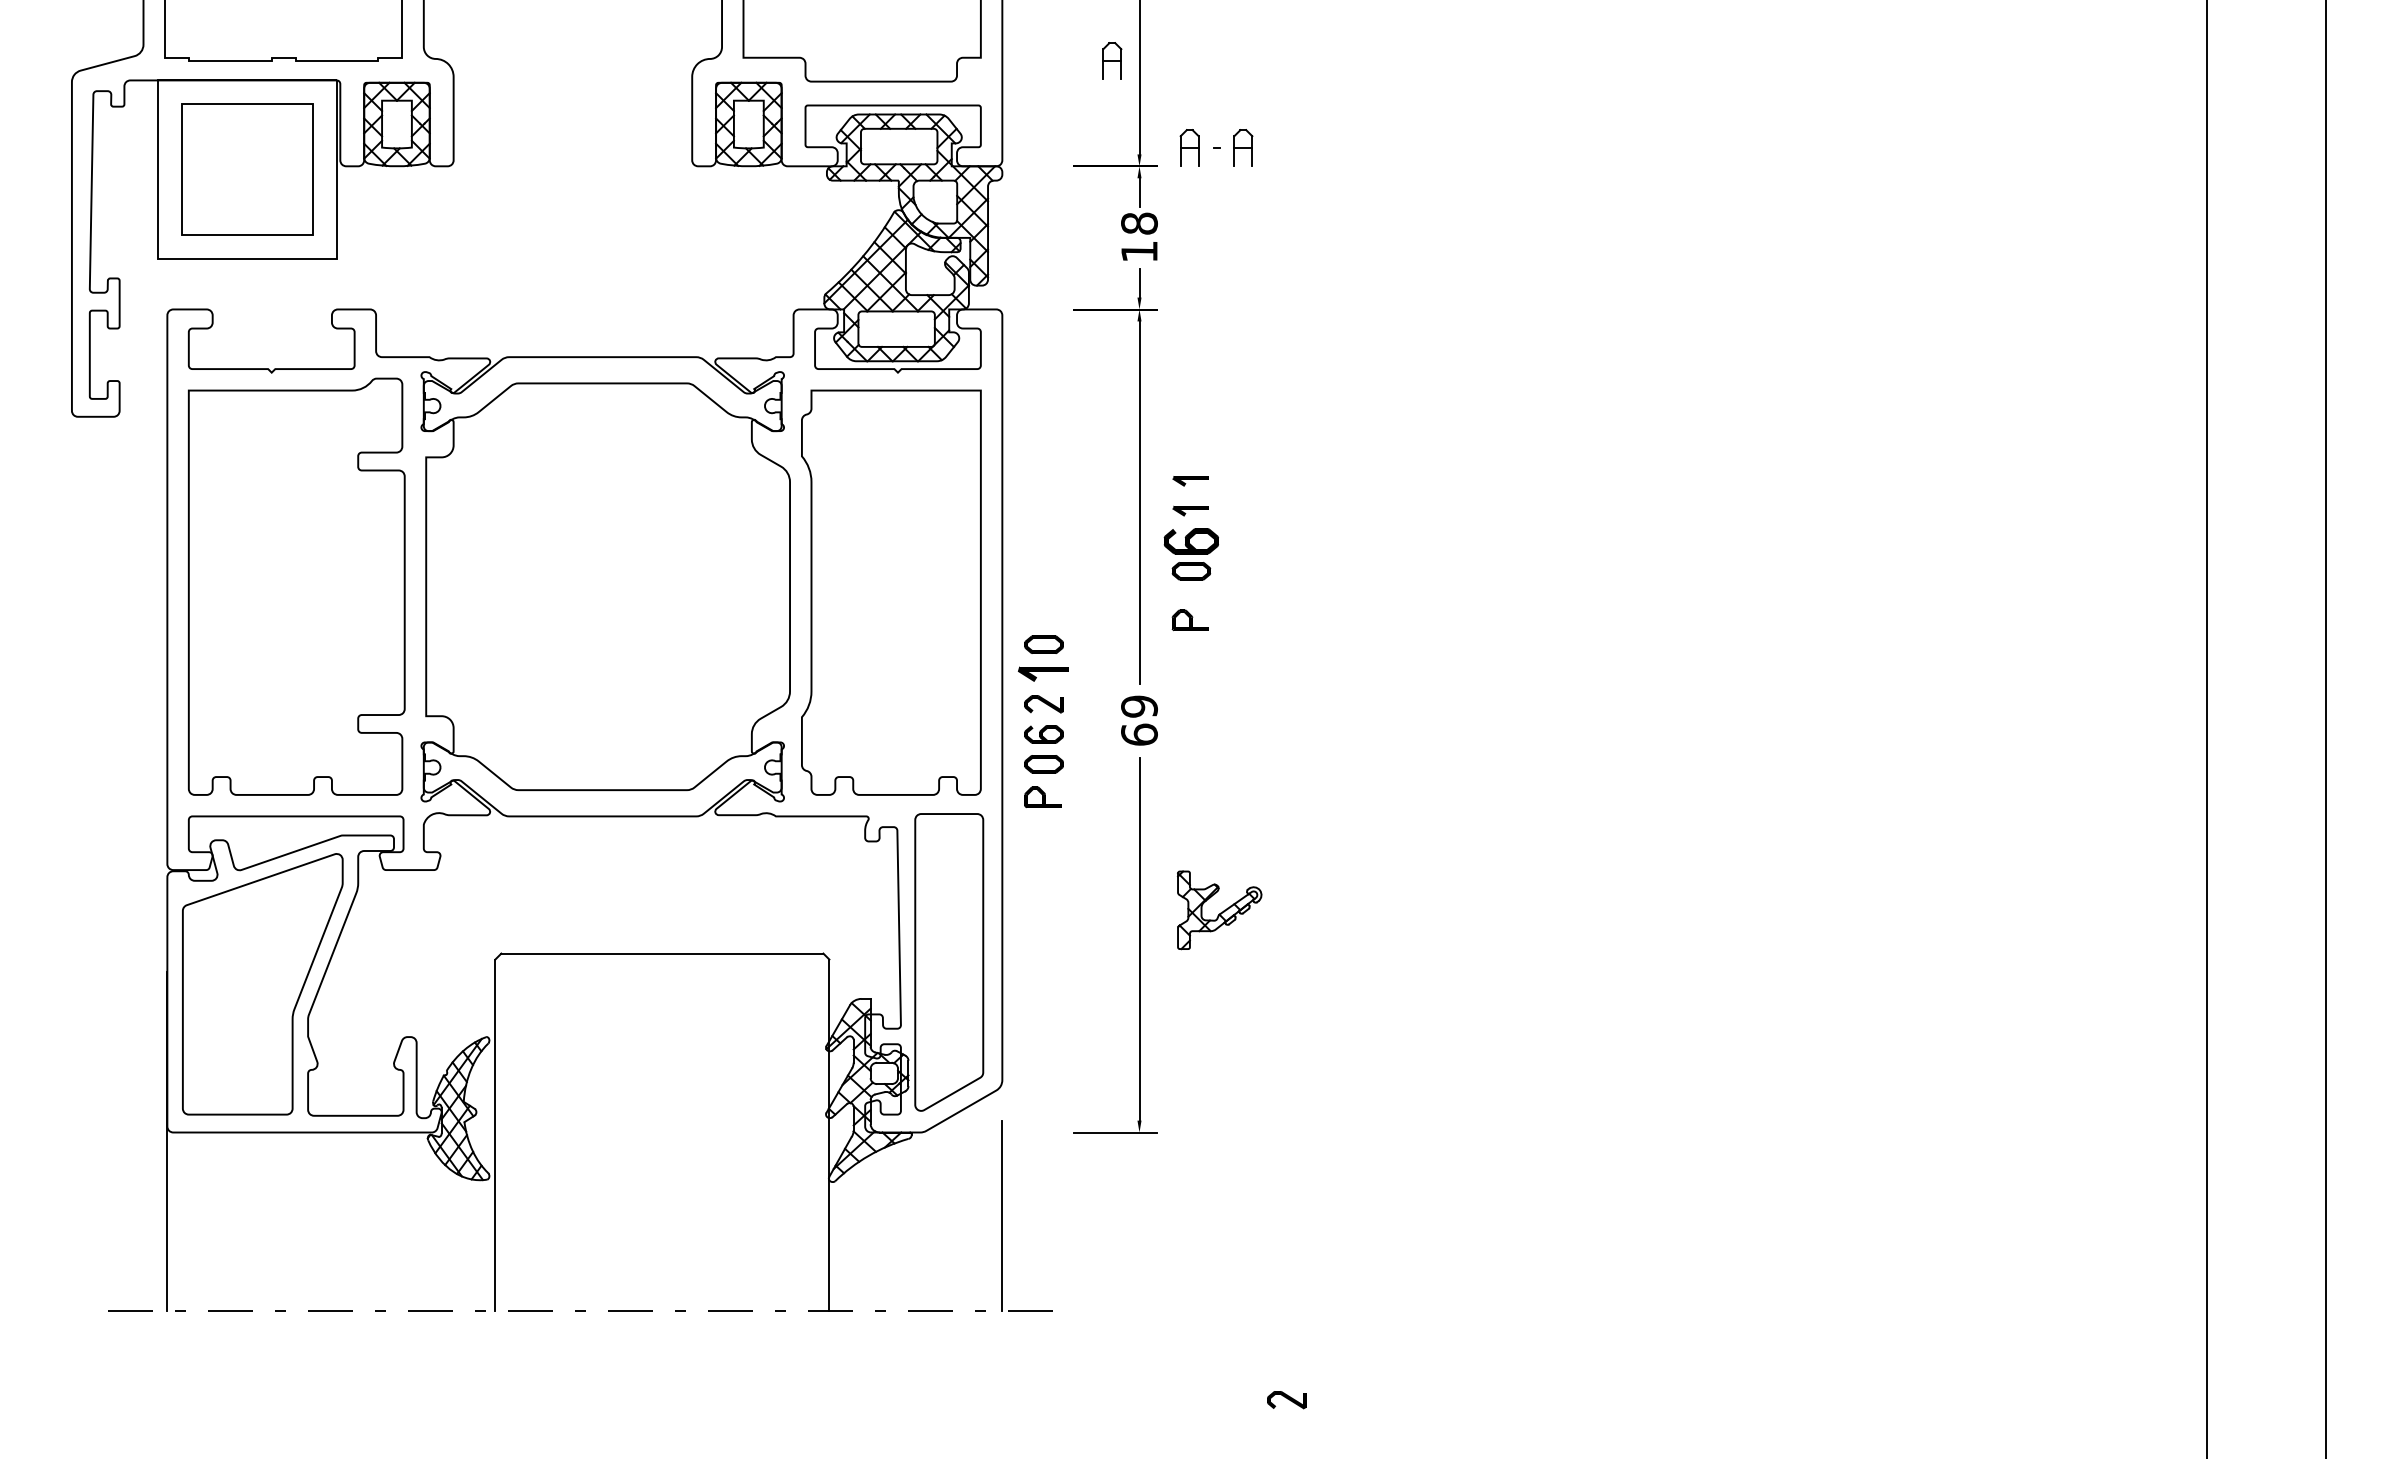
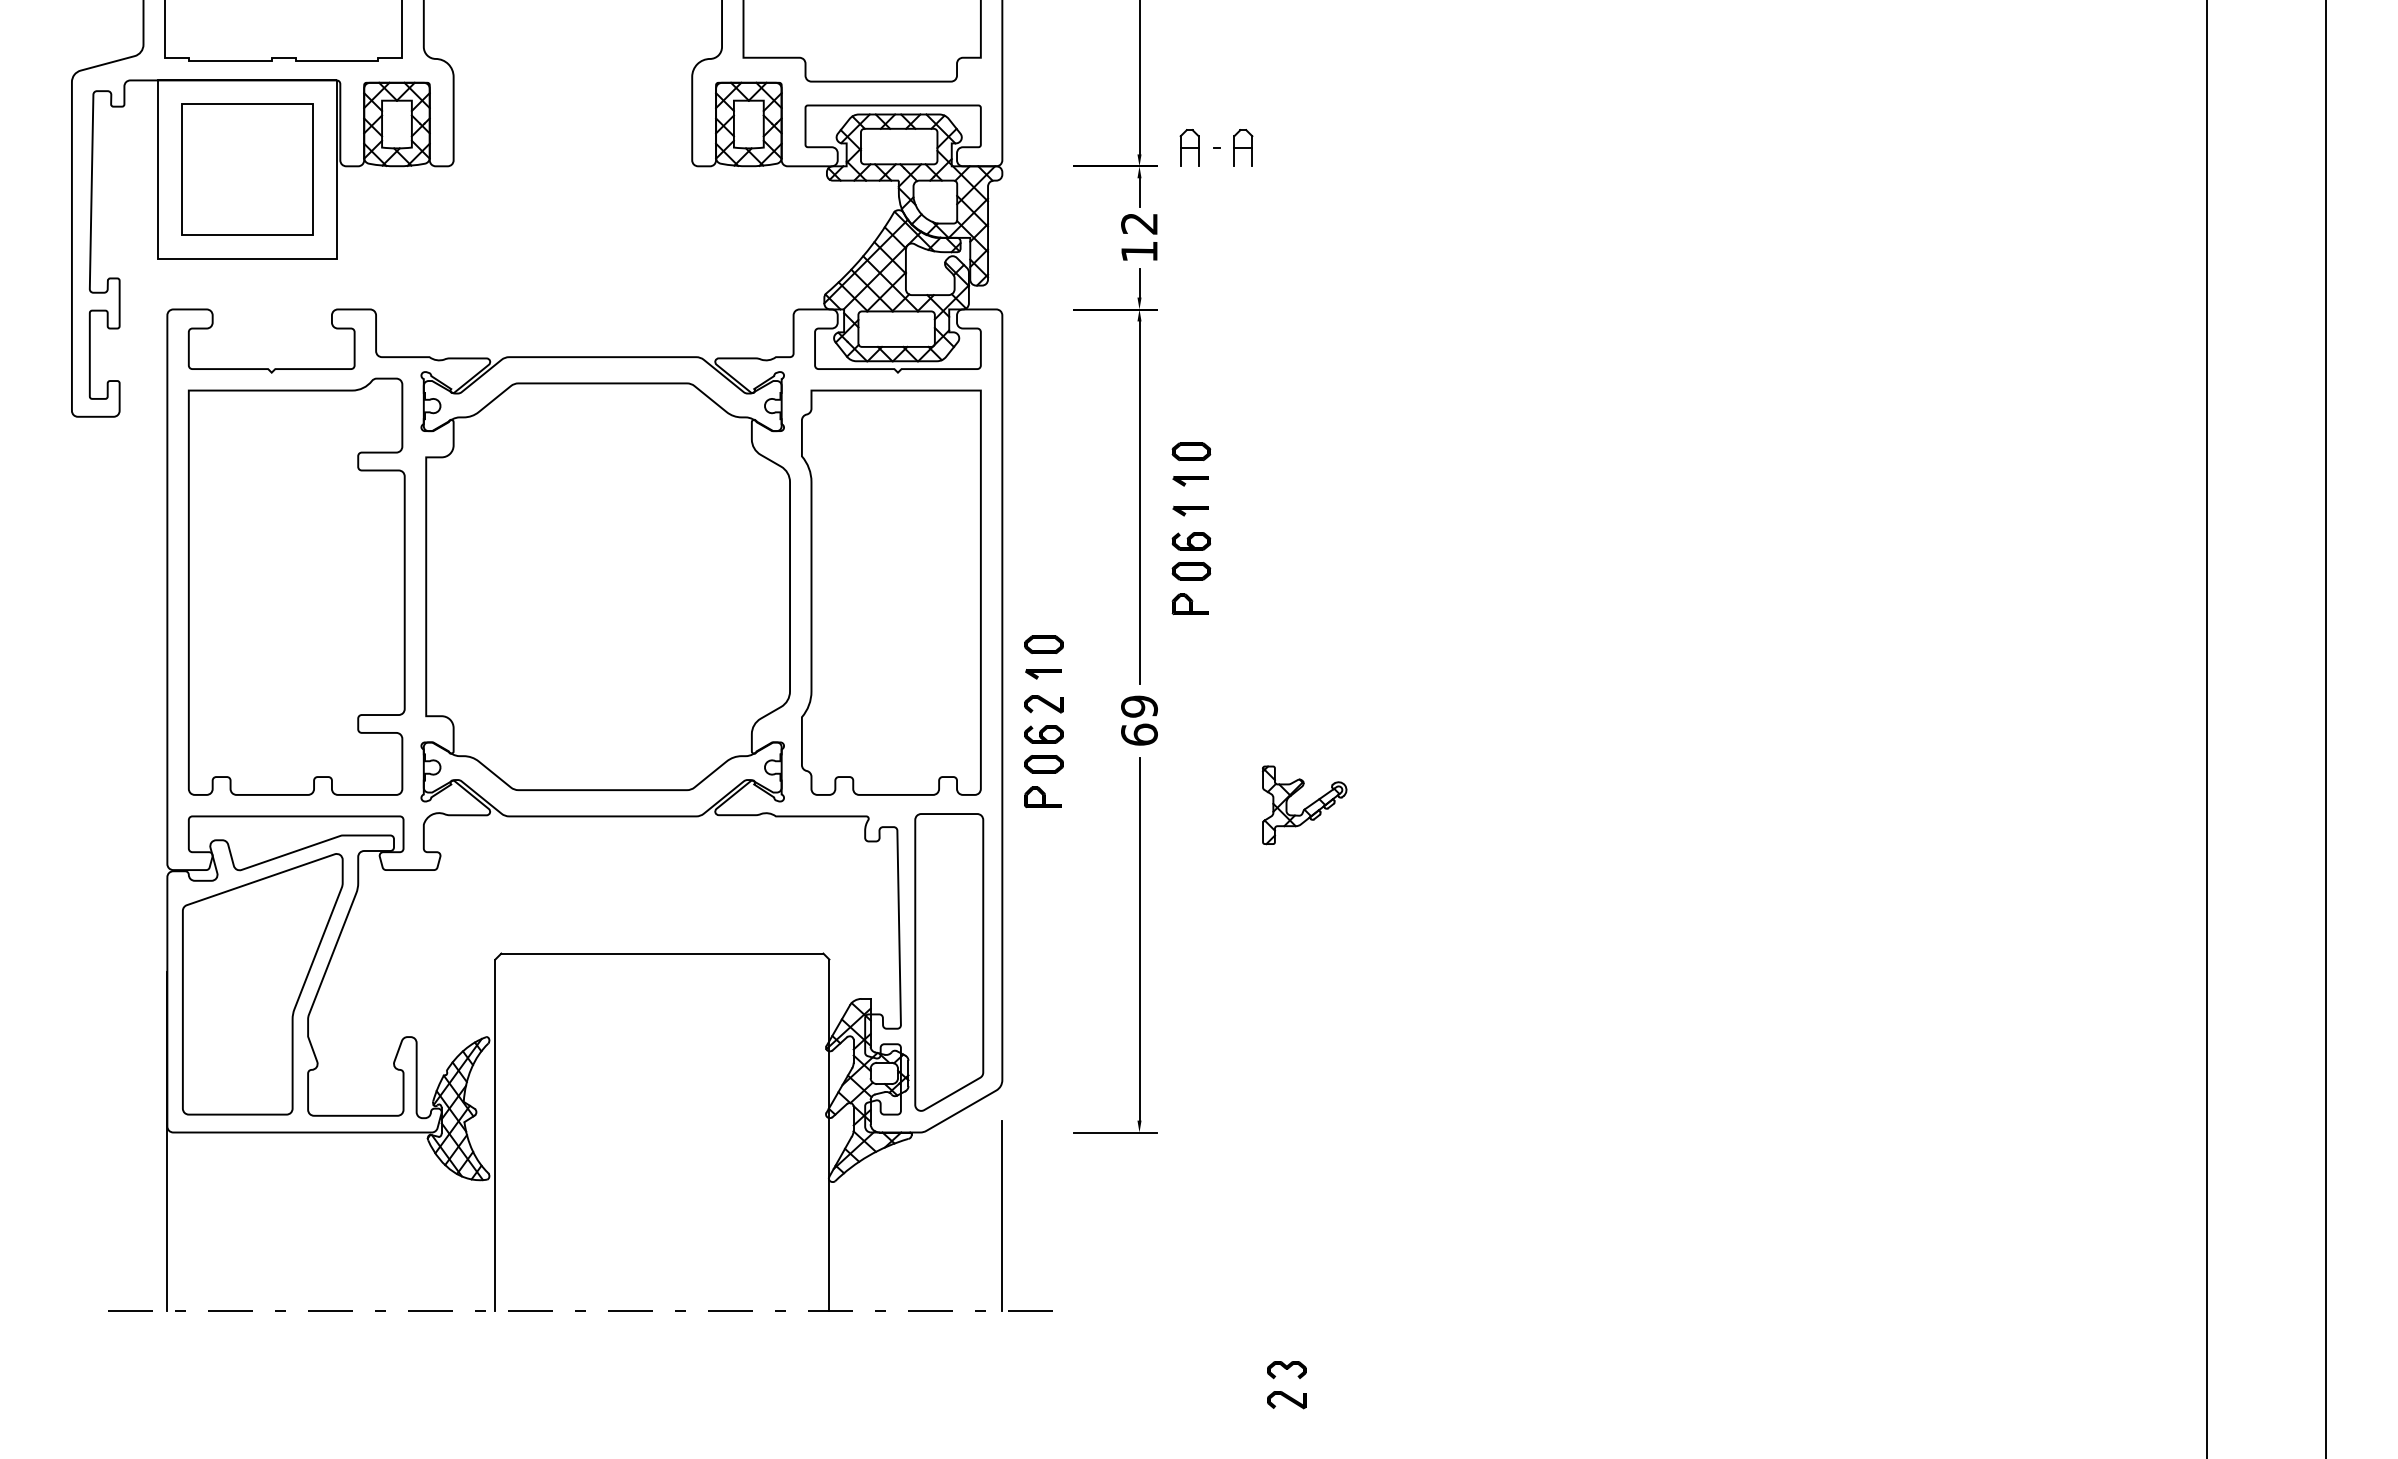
part: present -> none (1112, 60)
text: 18 -> 12 (1139, 223)
part: none -> present (1191, 451)
part size: 56x27 px -> 41x19 px (1191, 541)
part position: (1189, 619) -> (1189, 603) (1189, 603)
part size: 51x16 px -> 37x11 px (1043, 674)
part position: (1219, 910) -> (1304, 805) (1304, 805)
part: none -> present (1286, 1370)
